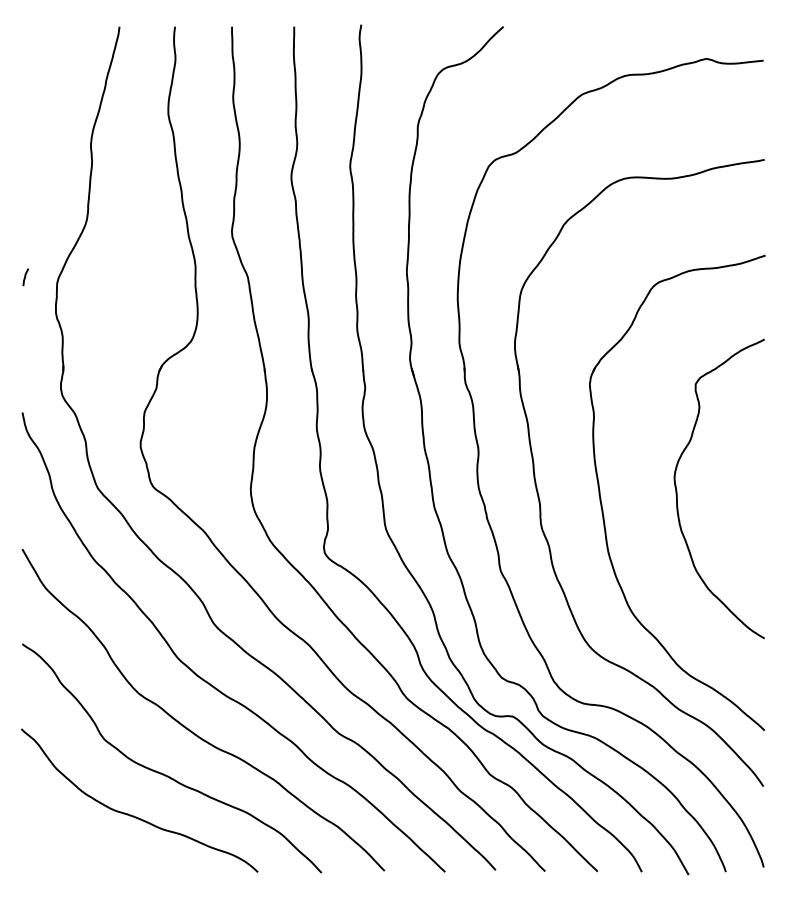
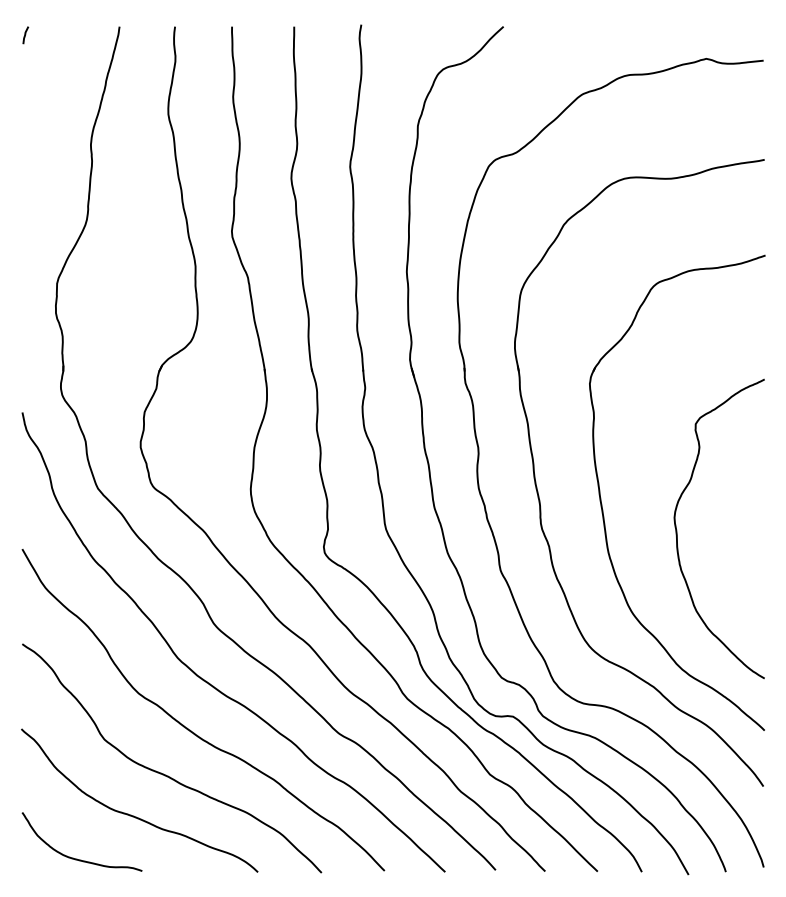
curve position: (25, 277) -> (25, 35) (25, 35)
curve position: (677, 490) -> (677, 530) (677, 530)
curve: none -> present (77, 858)
